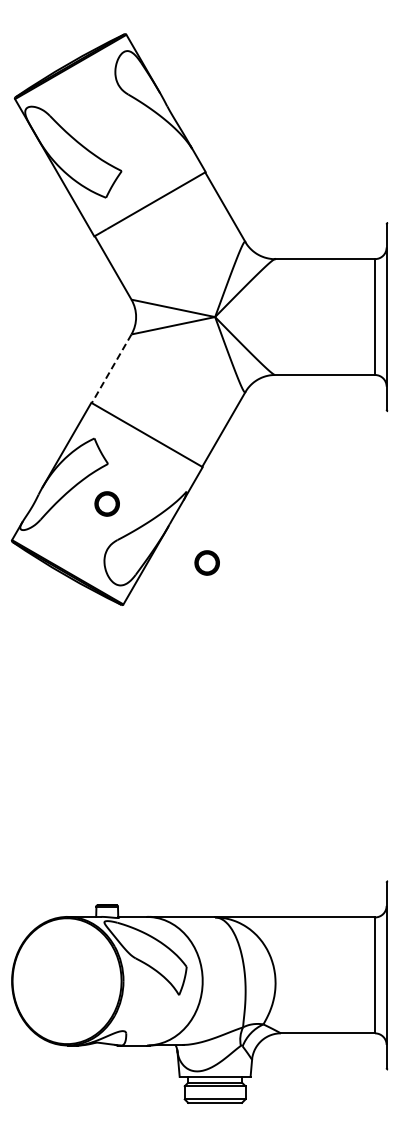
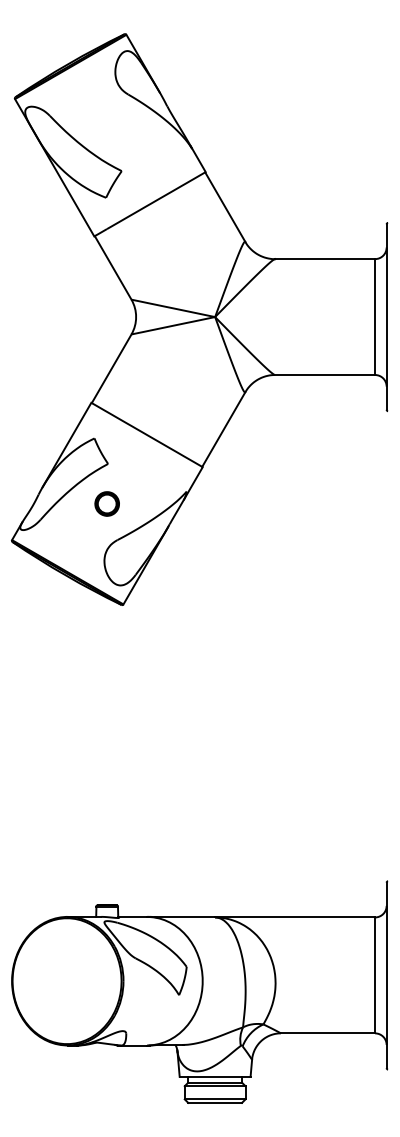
line: dashed -> solid (111, 368)
part: present -> none (206, 562)
